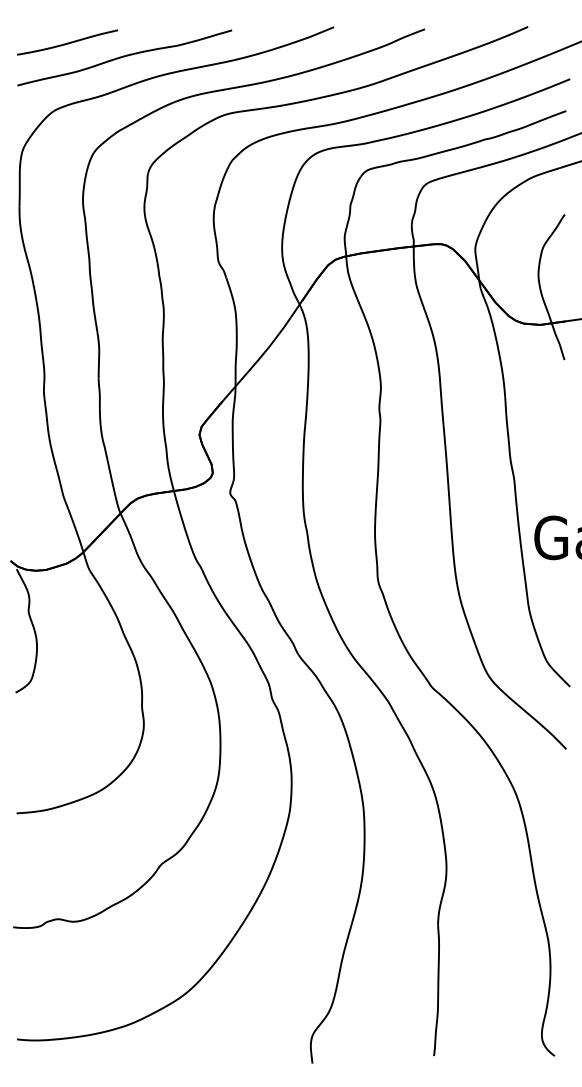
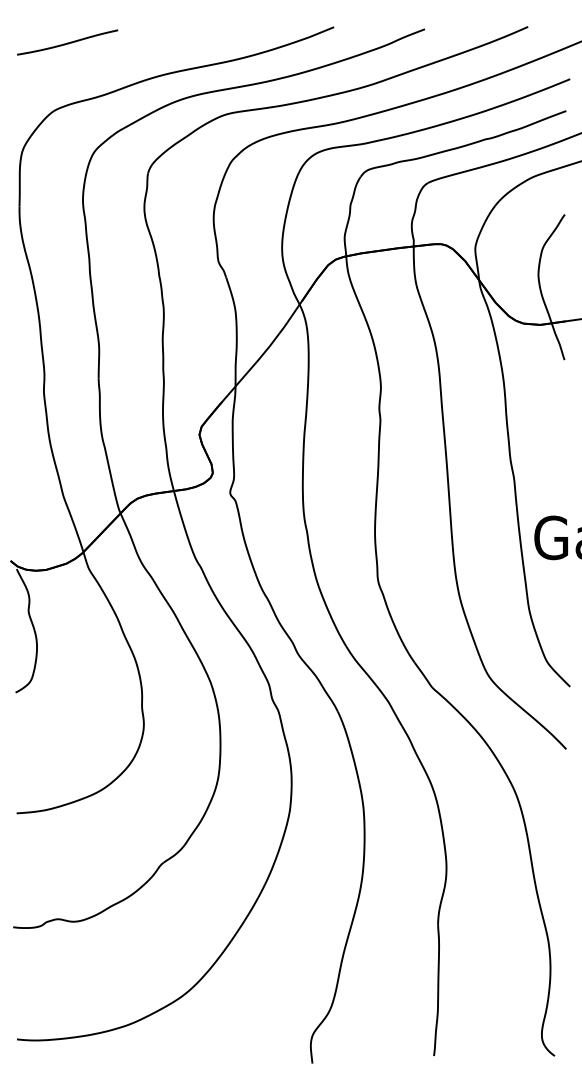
curve: present -> none (124, 57)
